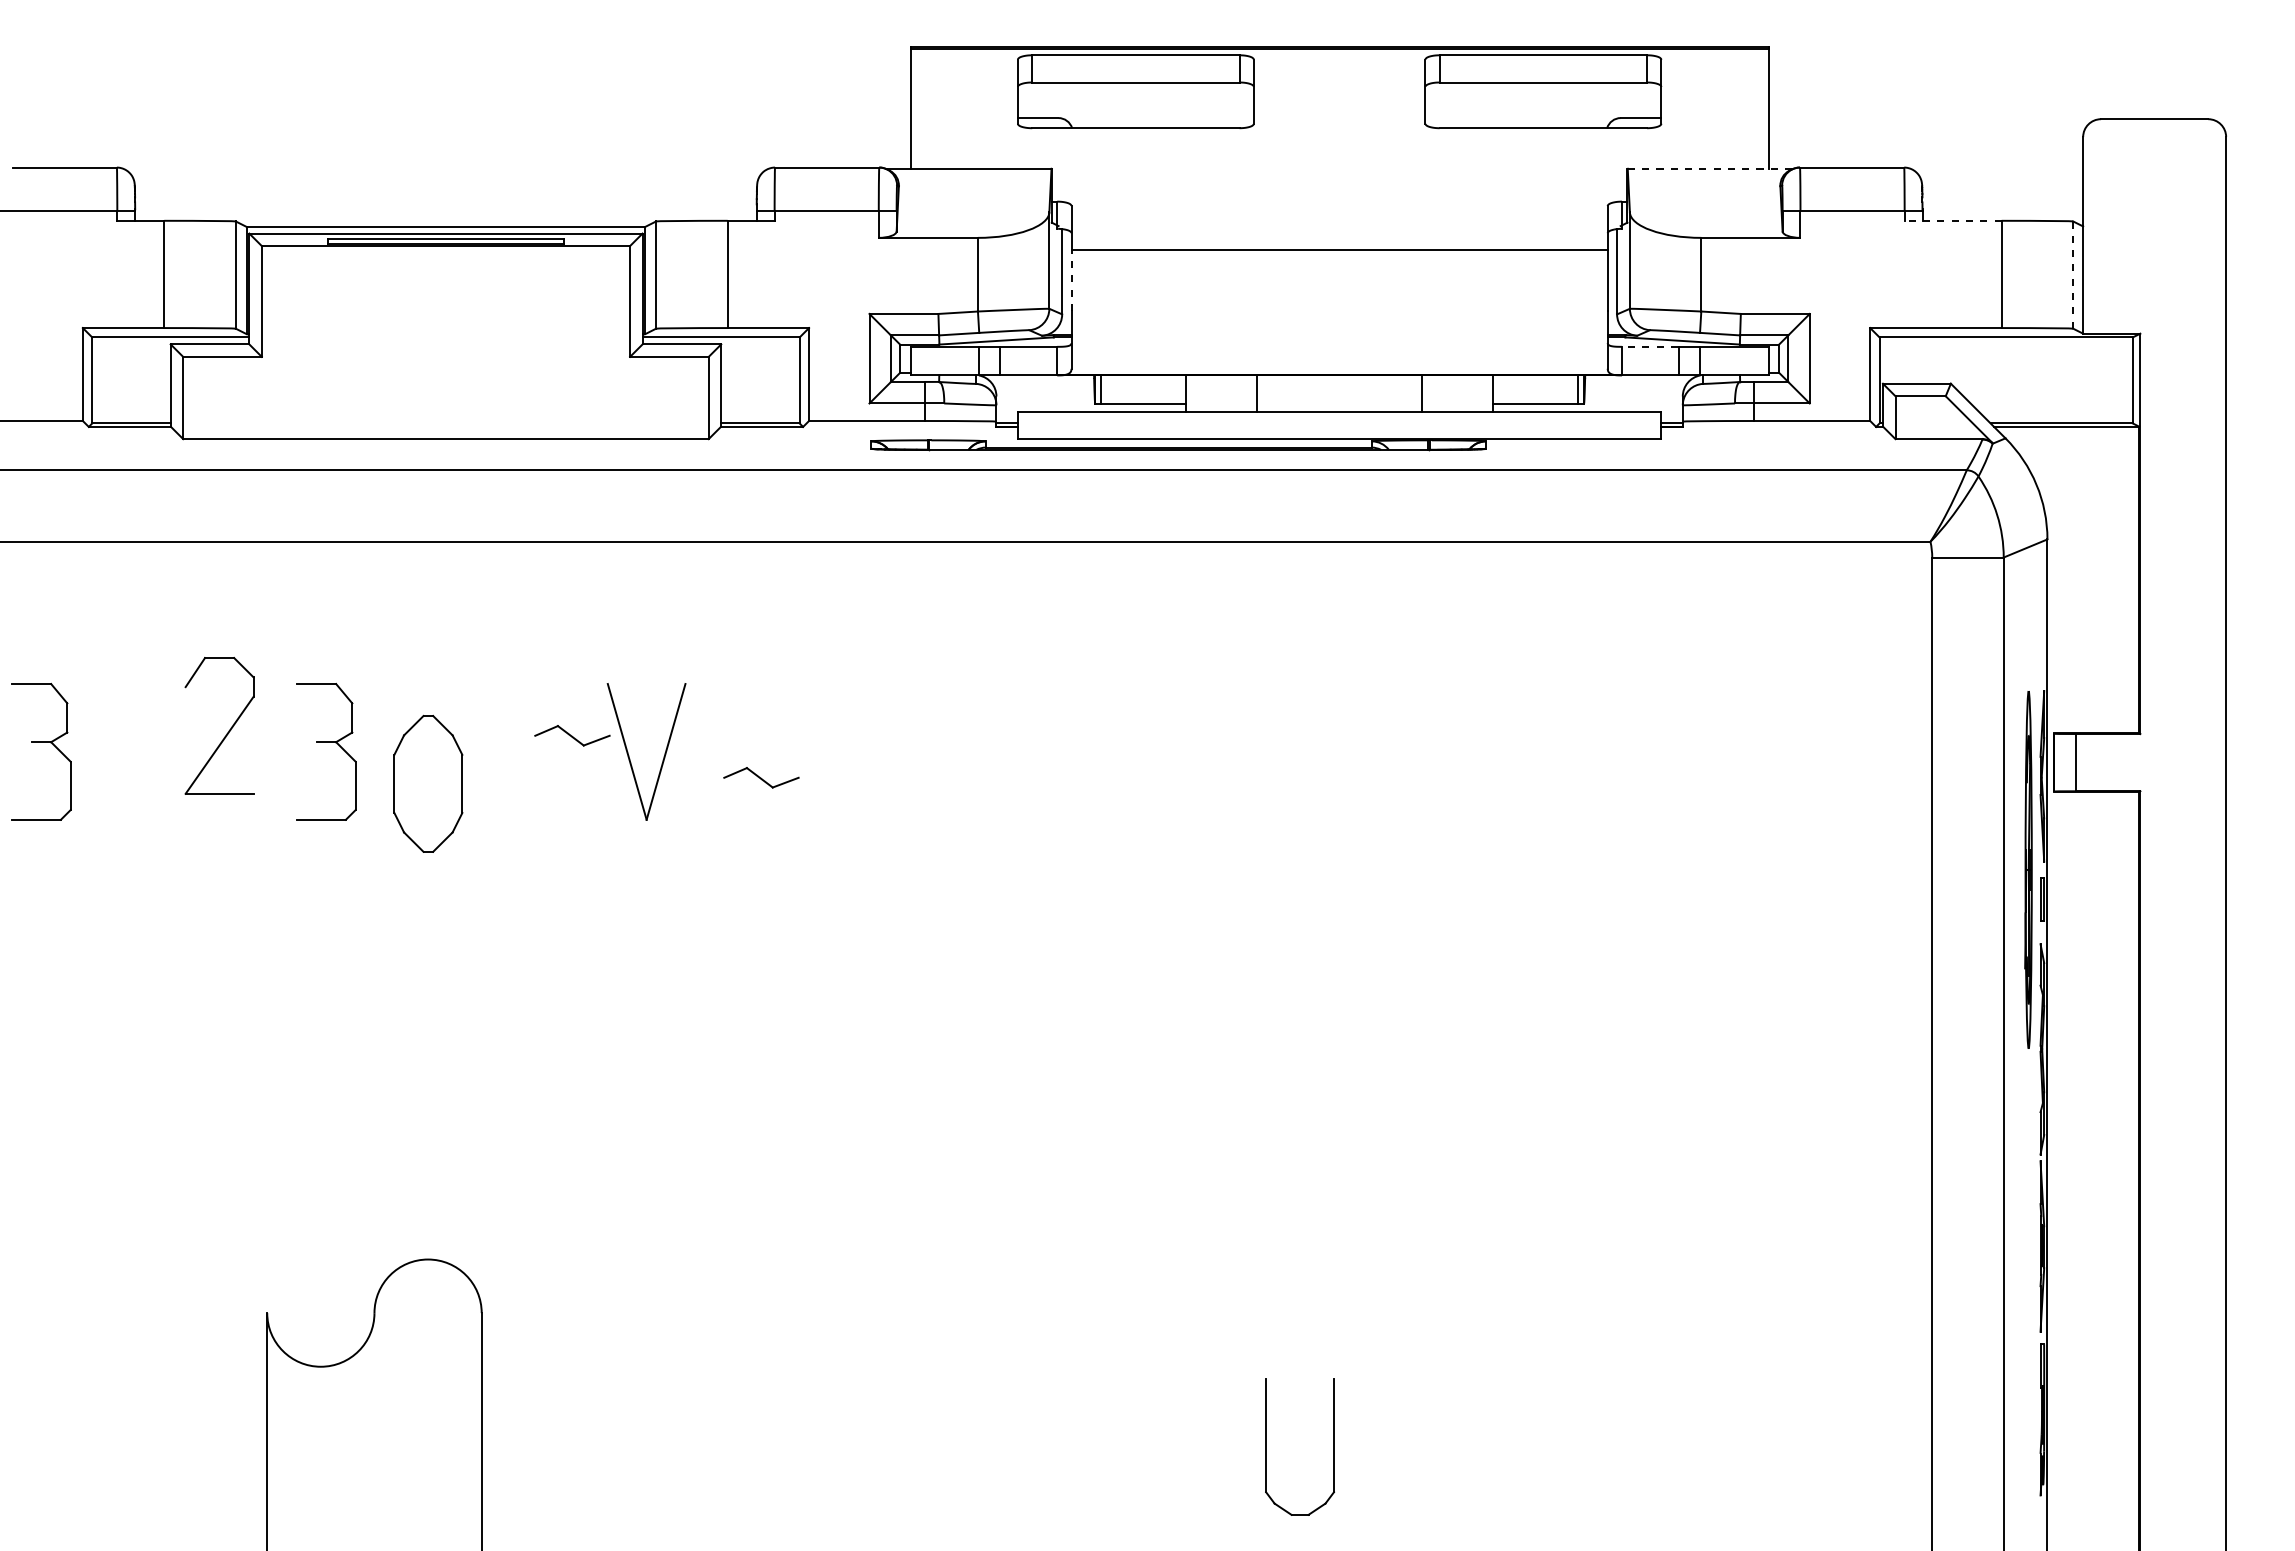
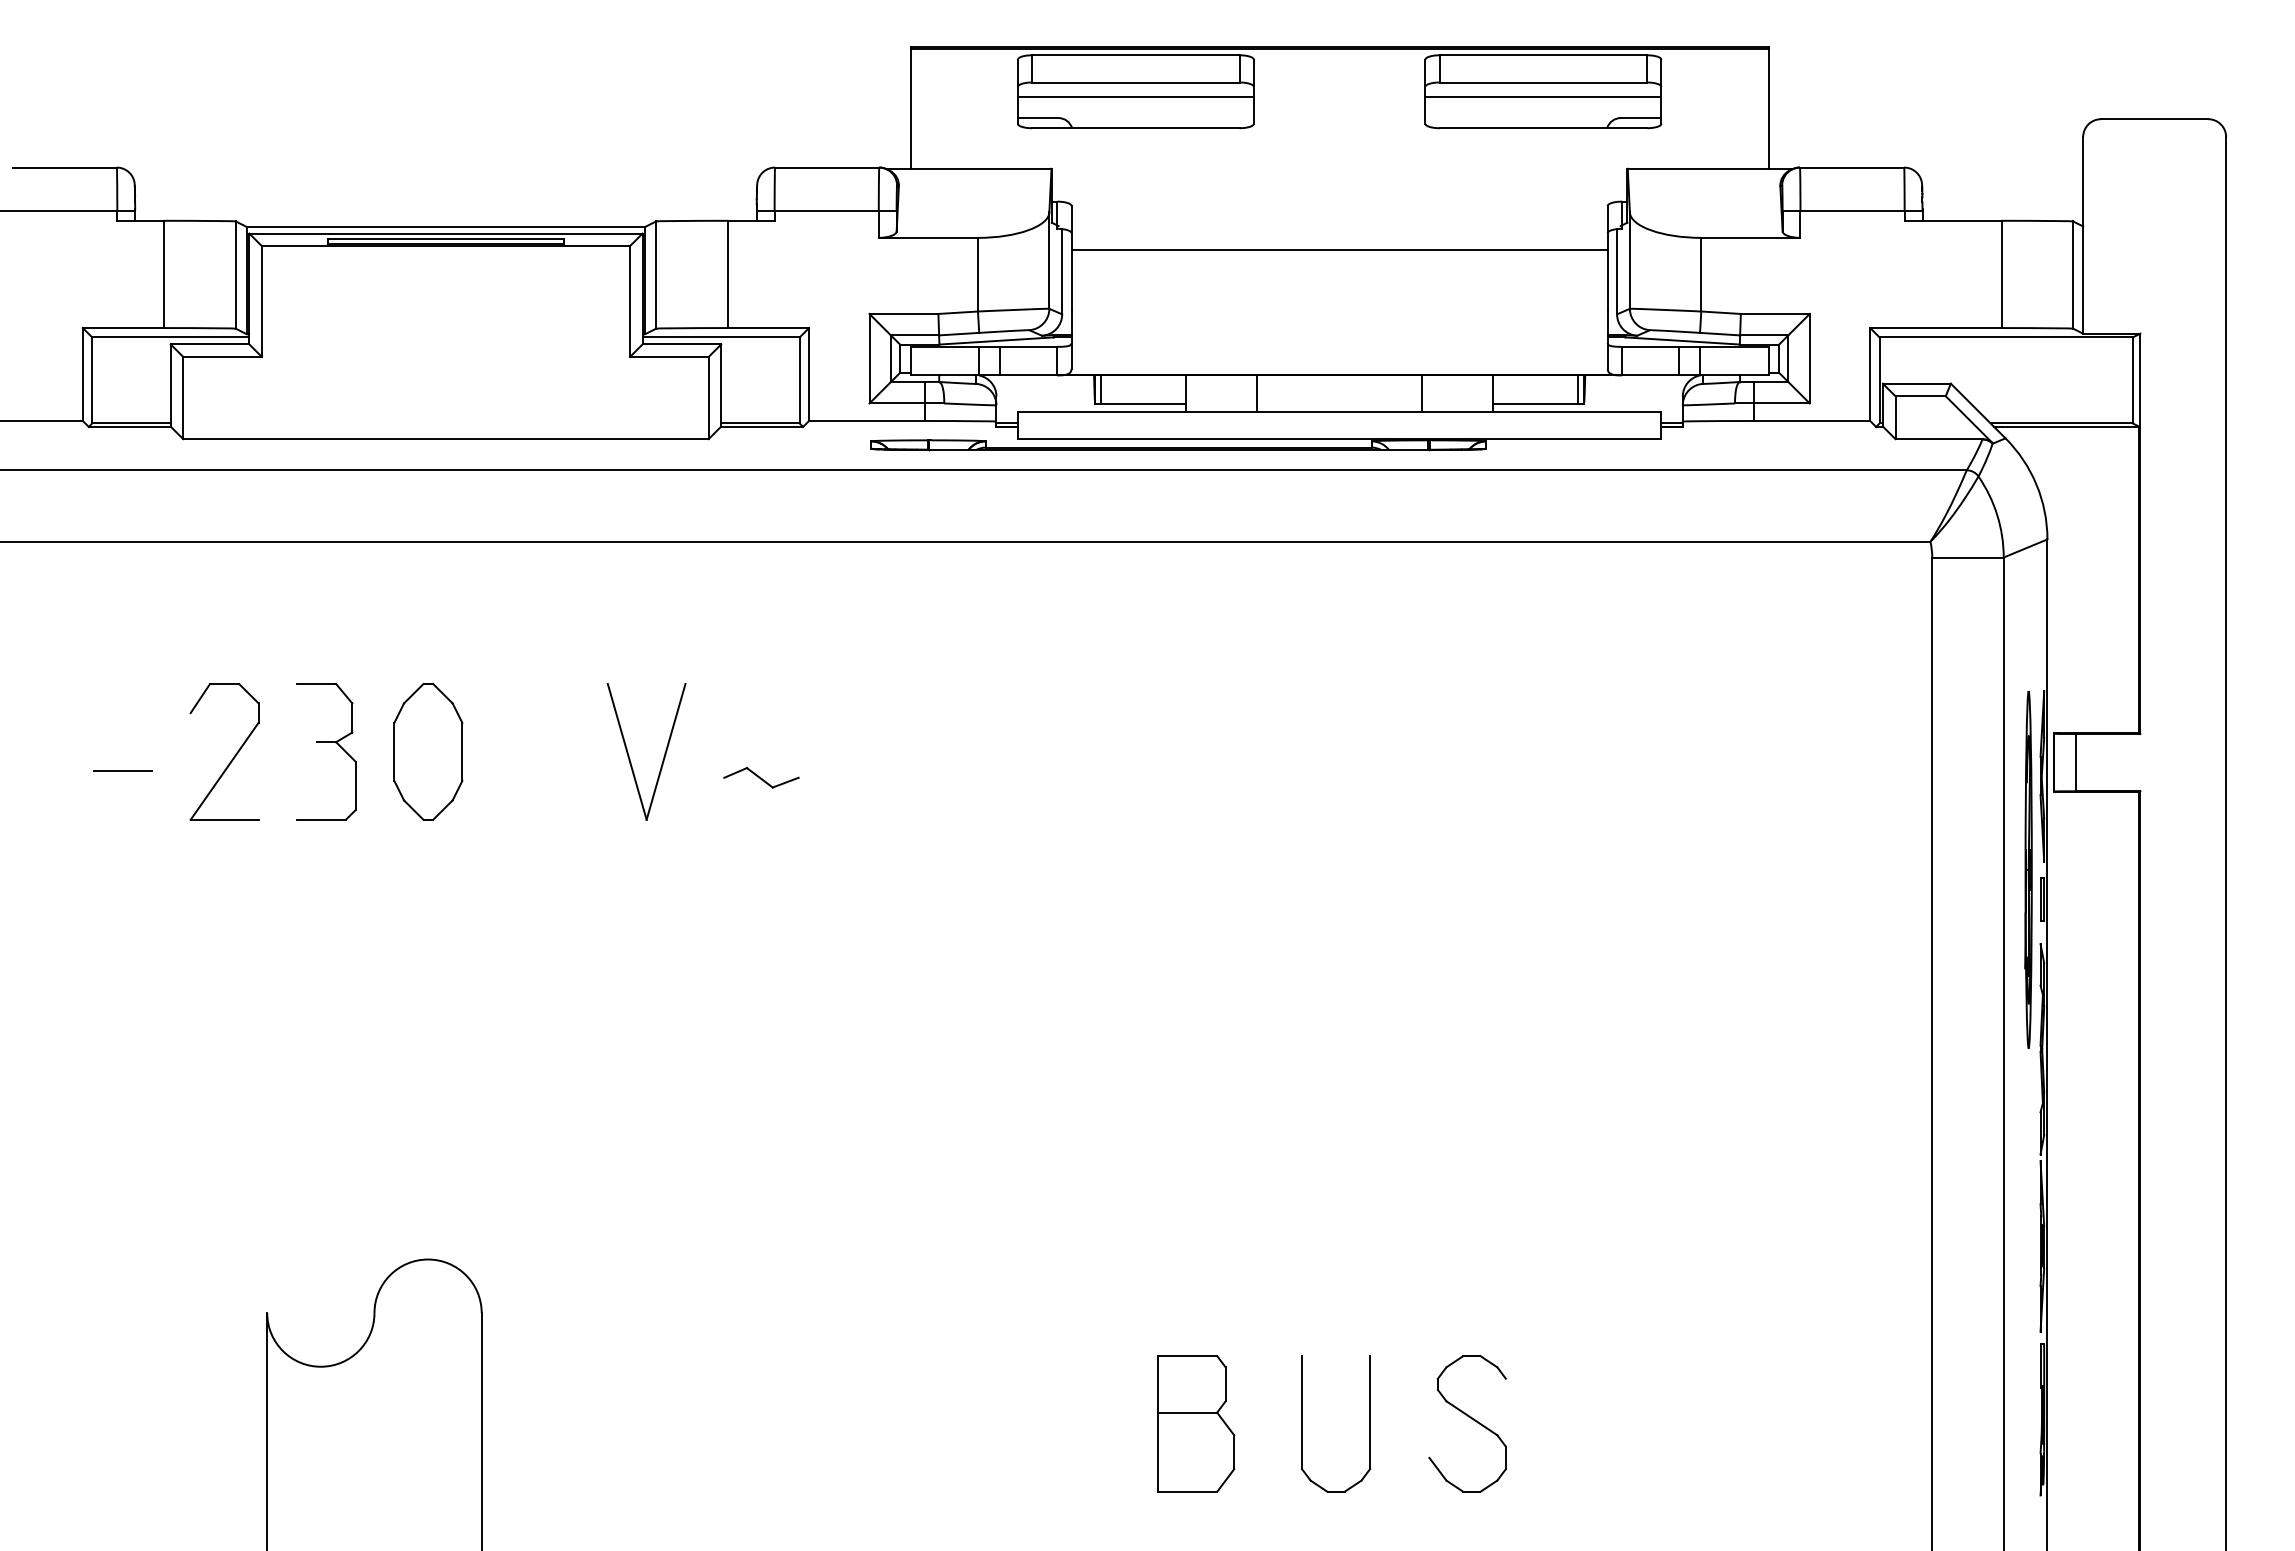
line: none -> present (1135, 96)
line: none -> present (1543, 96)
line: dashed -> solid (1710, 168)
line: dashed -> solid (1953, 220)
line: dashed -> solid (2073, 275)
line: dashed -> solid (1071, 280)
line: dashed -> solid (1650, 346)
part position: (228, 730) -> (233, 756) (233, 756)
part: present -> none (572, 735)
part: present -> none (41, 742)
line: none -> present (122, 771)
part position: (428, 783) -> (428, 751) (428, 751)
part: none -> present (1196, 1423)
part: none -> present (1467, 1423)
part position: (1266, 1446) -> (1302, 1423) (1302, 1423)
